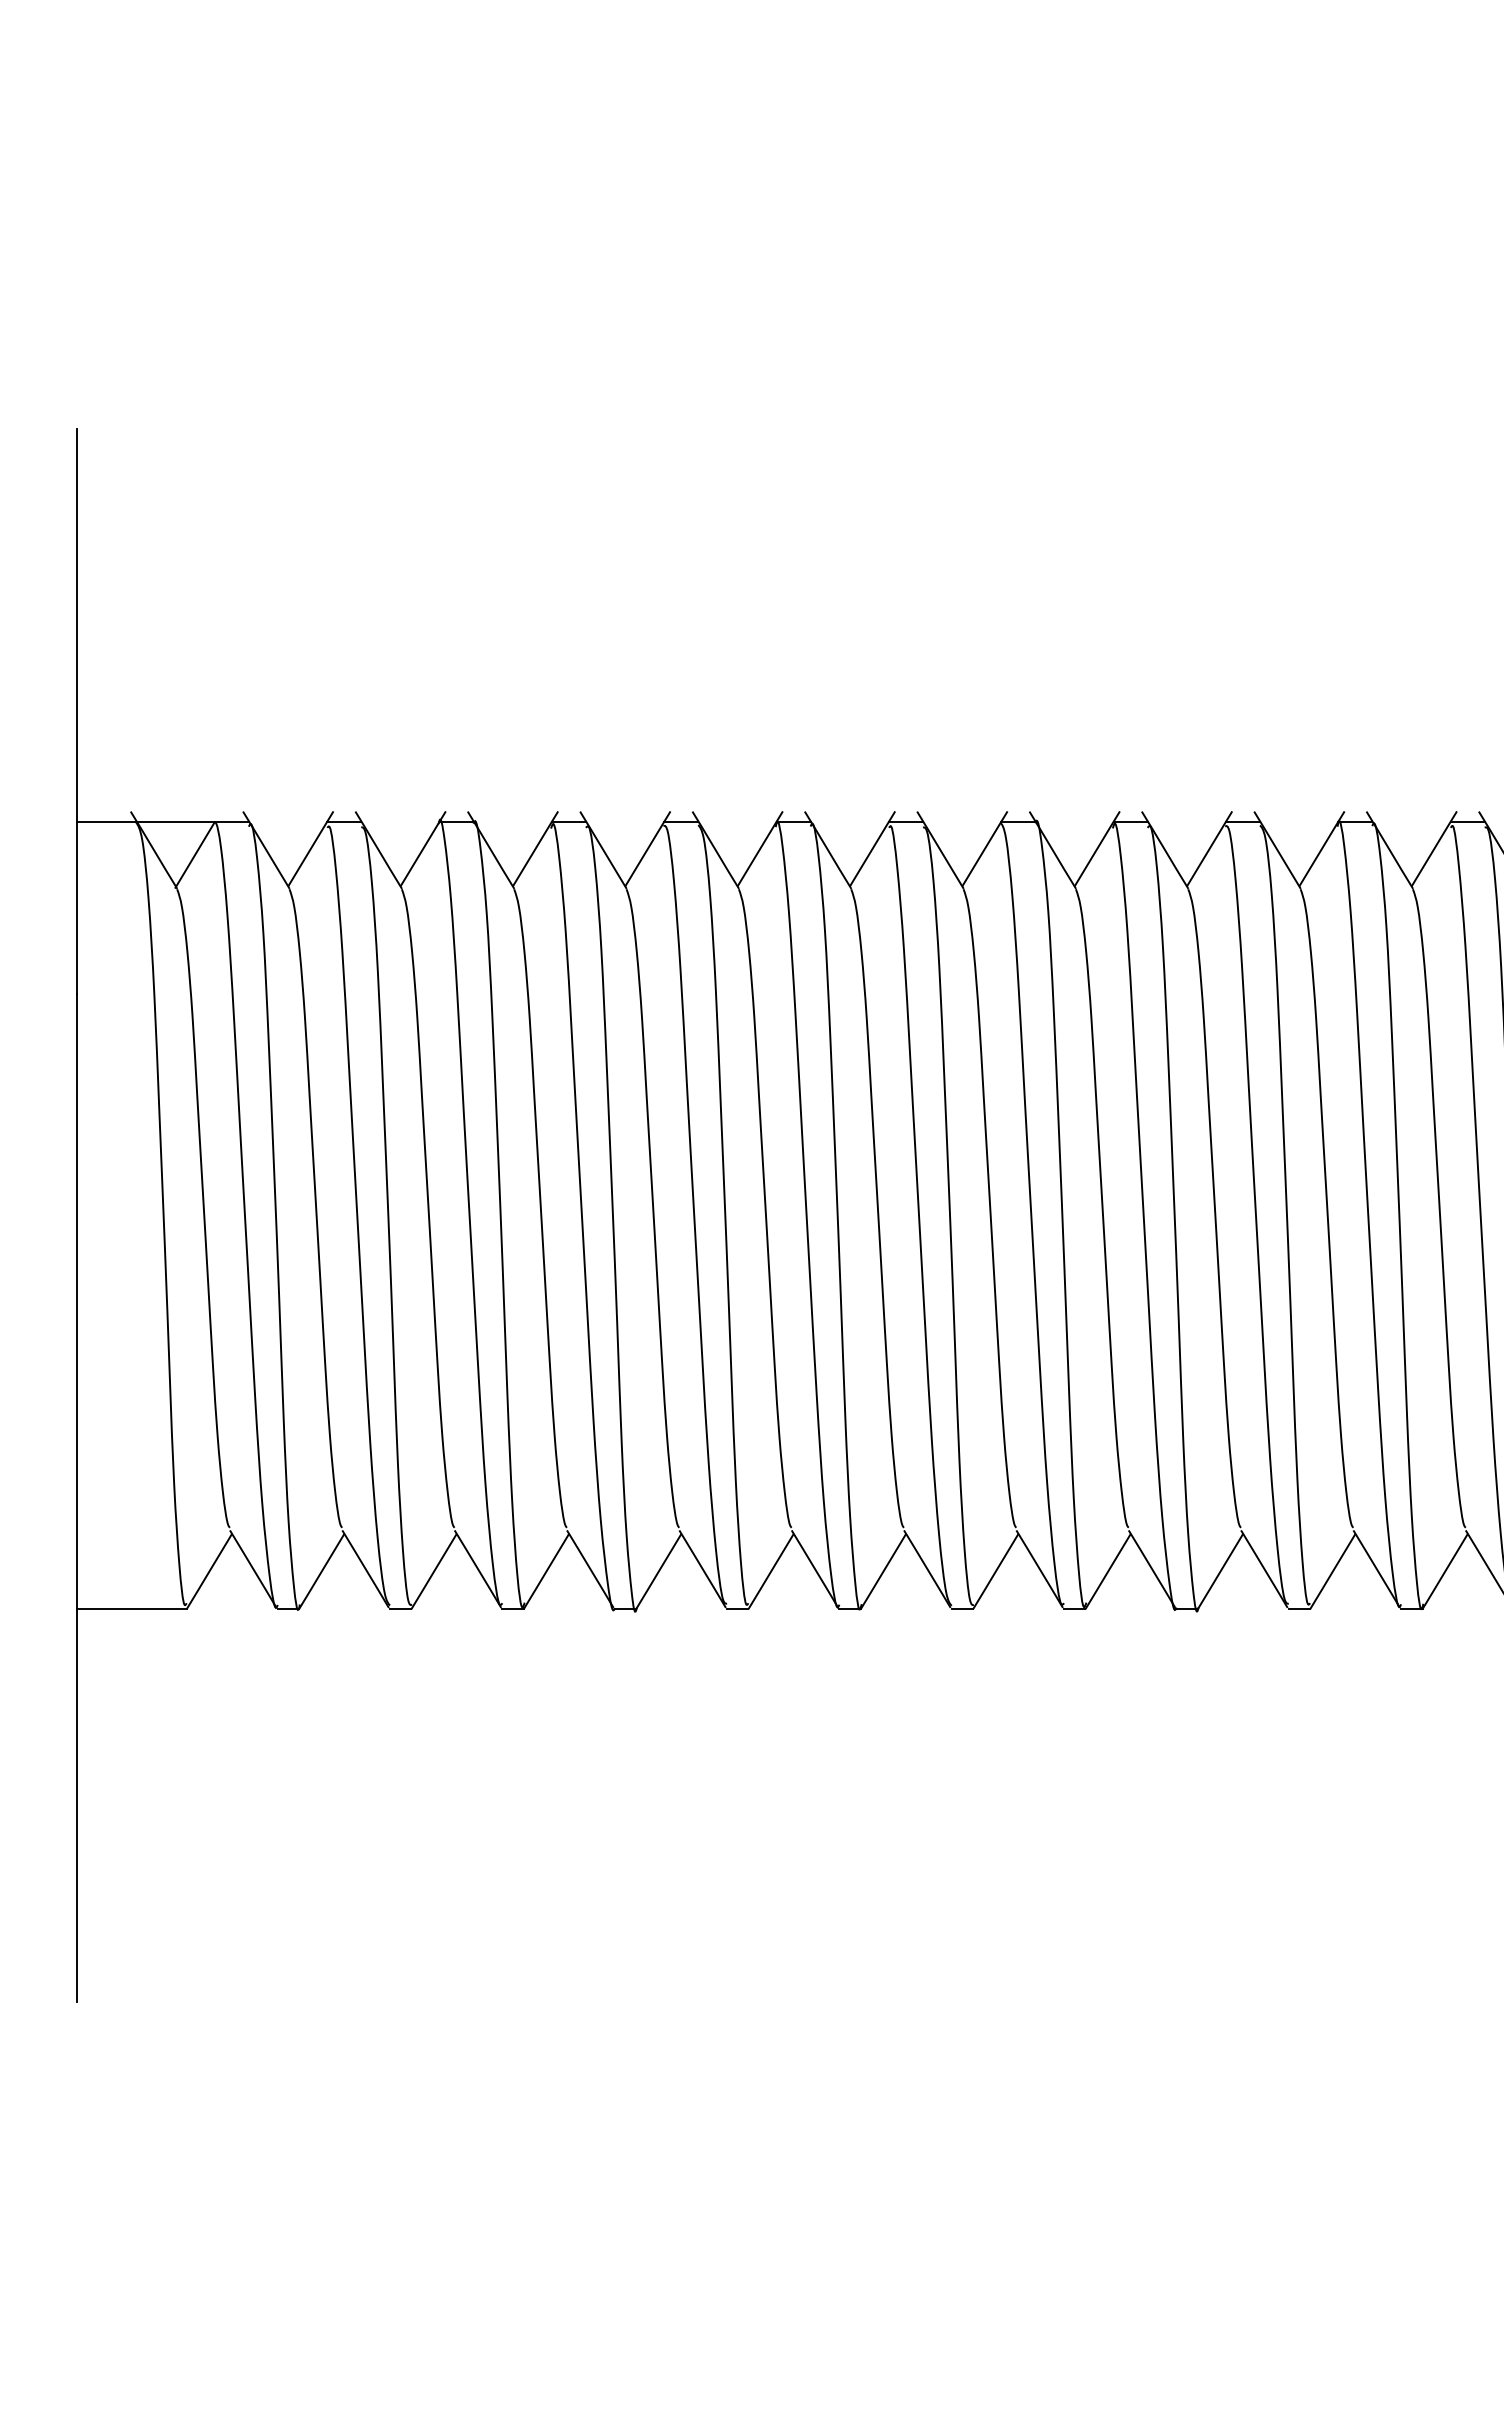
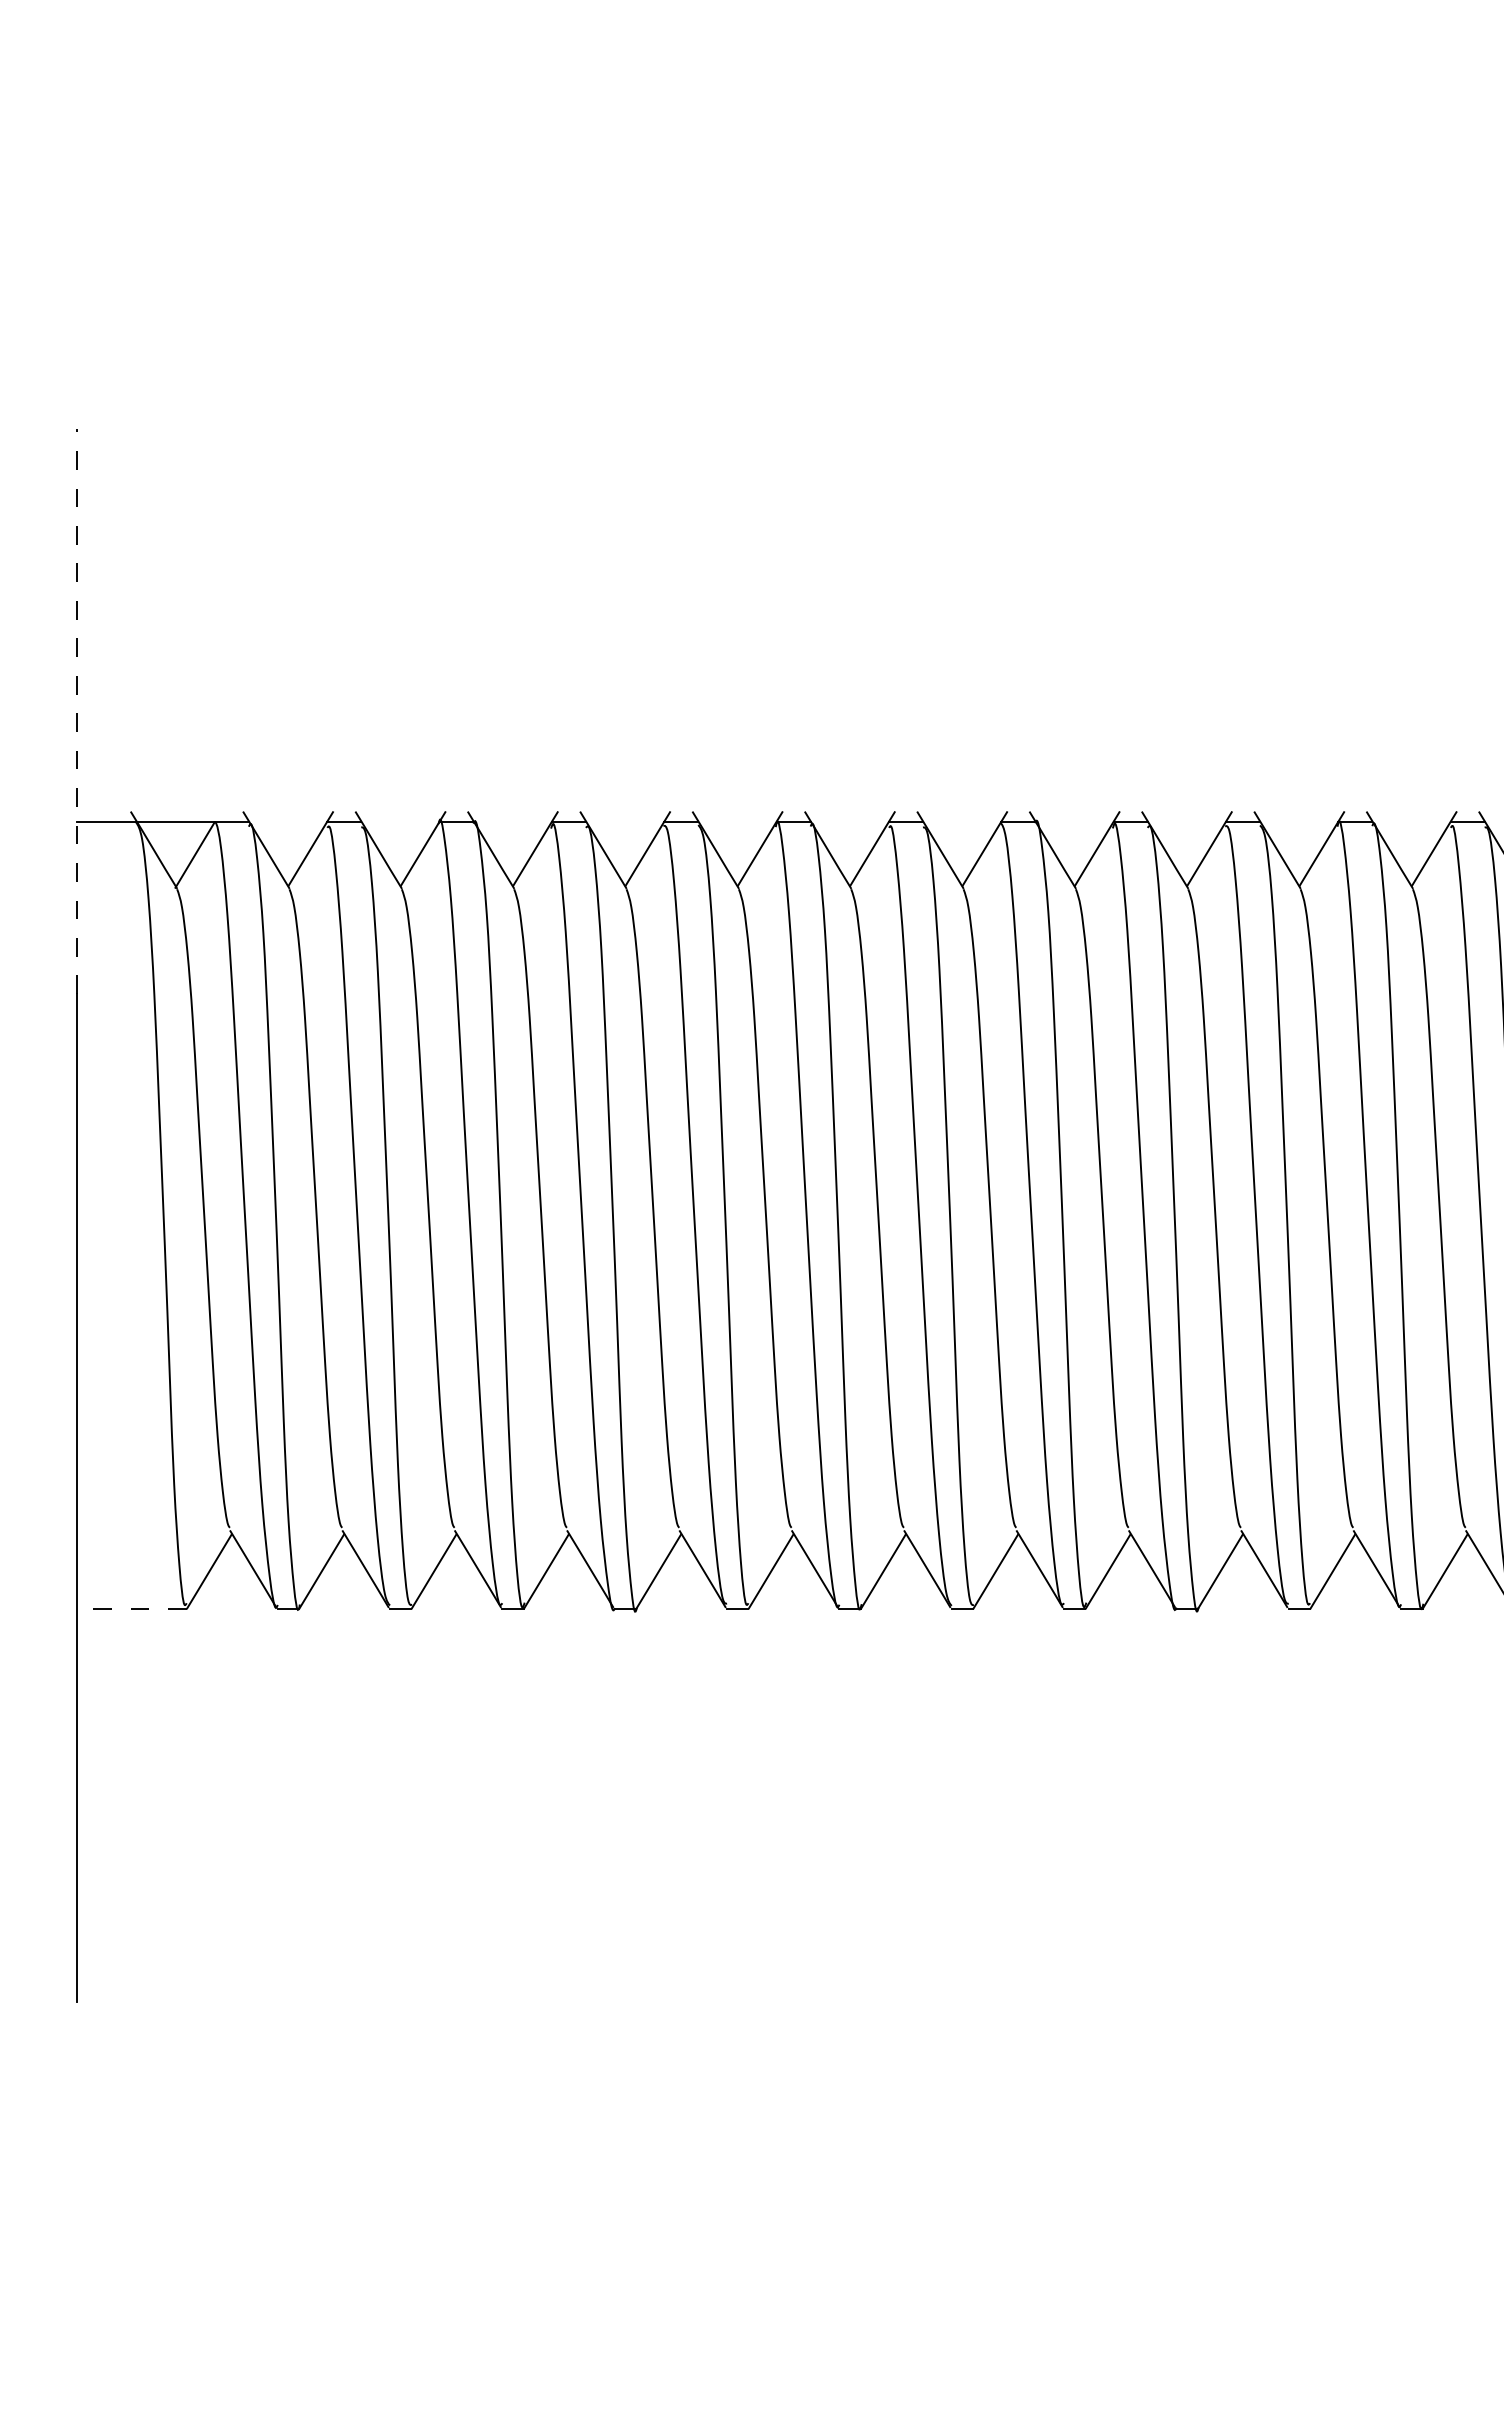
line: solid -> dashed (77, 711)
line: solid -> dashed (132, 1608)
